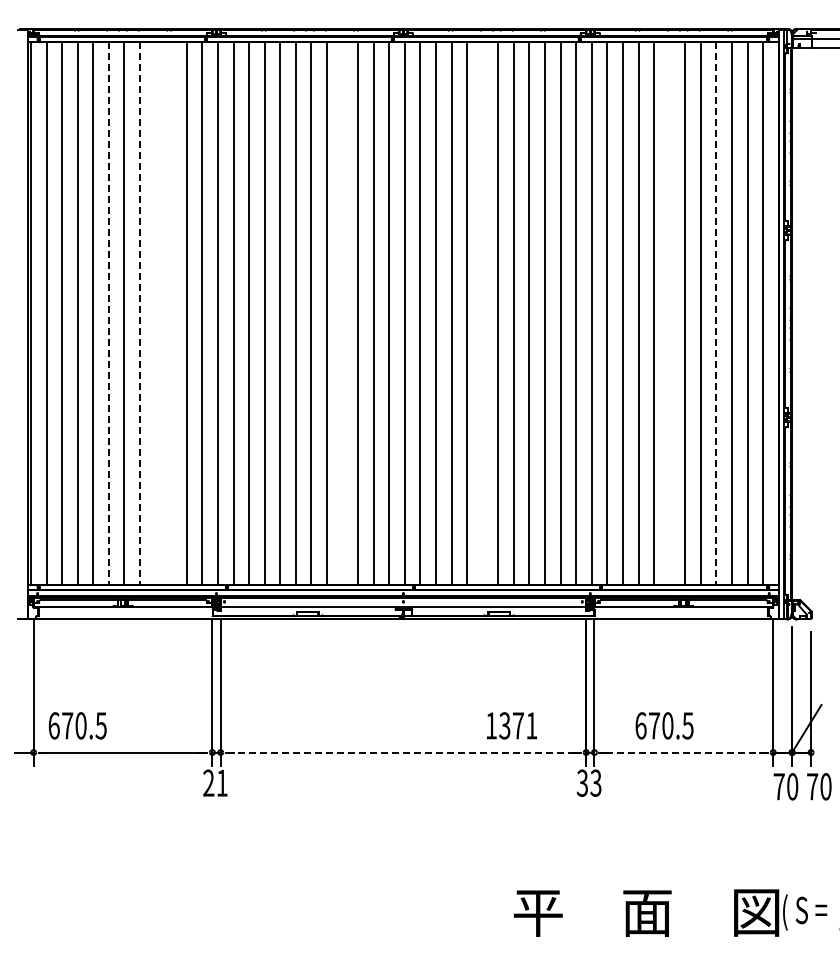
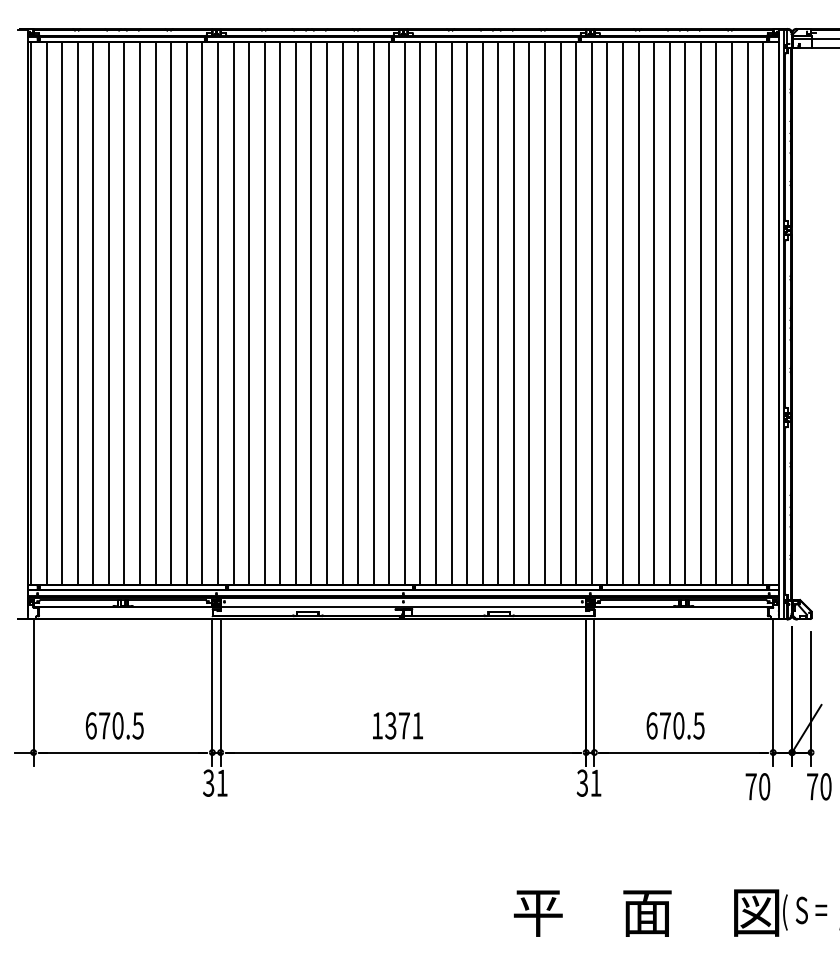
line: dashed -> solid (109, 313)
line: dashed -> solid (140, 313)
line: none -> present (155, 313)
line: none -> present (171, 313)
line: none -> present (342, 313)
line: none -> present (482, 313)
line: none -> present (669, 313)
line: dashed -> solid (716, 313)
text position: (77, 725) -> (114, 725) (114, 725)
text position: (511, 725) -> (397, 725) (397, 725)
text position: (664, 725) -> (675, 725) (675, 725)
line: dashed -> solid (403, 752)
line: dashed -> solid (683, 752)
text: 33 -> 31 (595, 782)
text: 21 -> 31 (208, 783)
text position: (785, 786) -> (757, 786) (757, 786)
